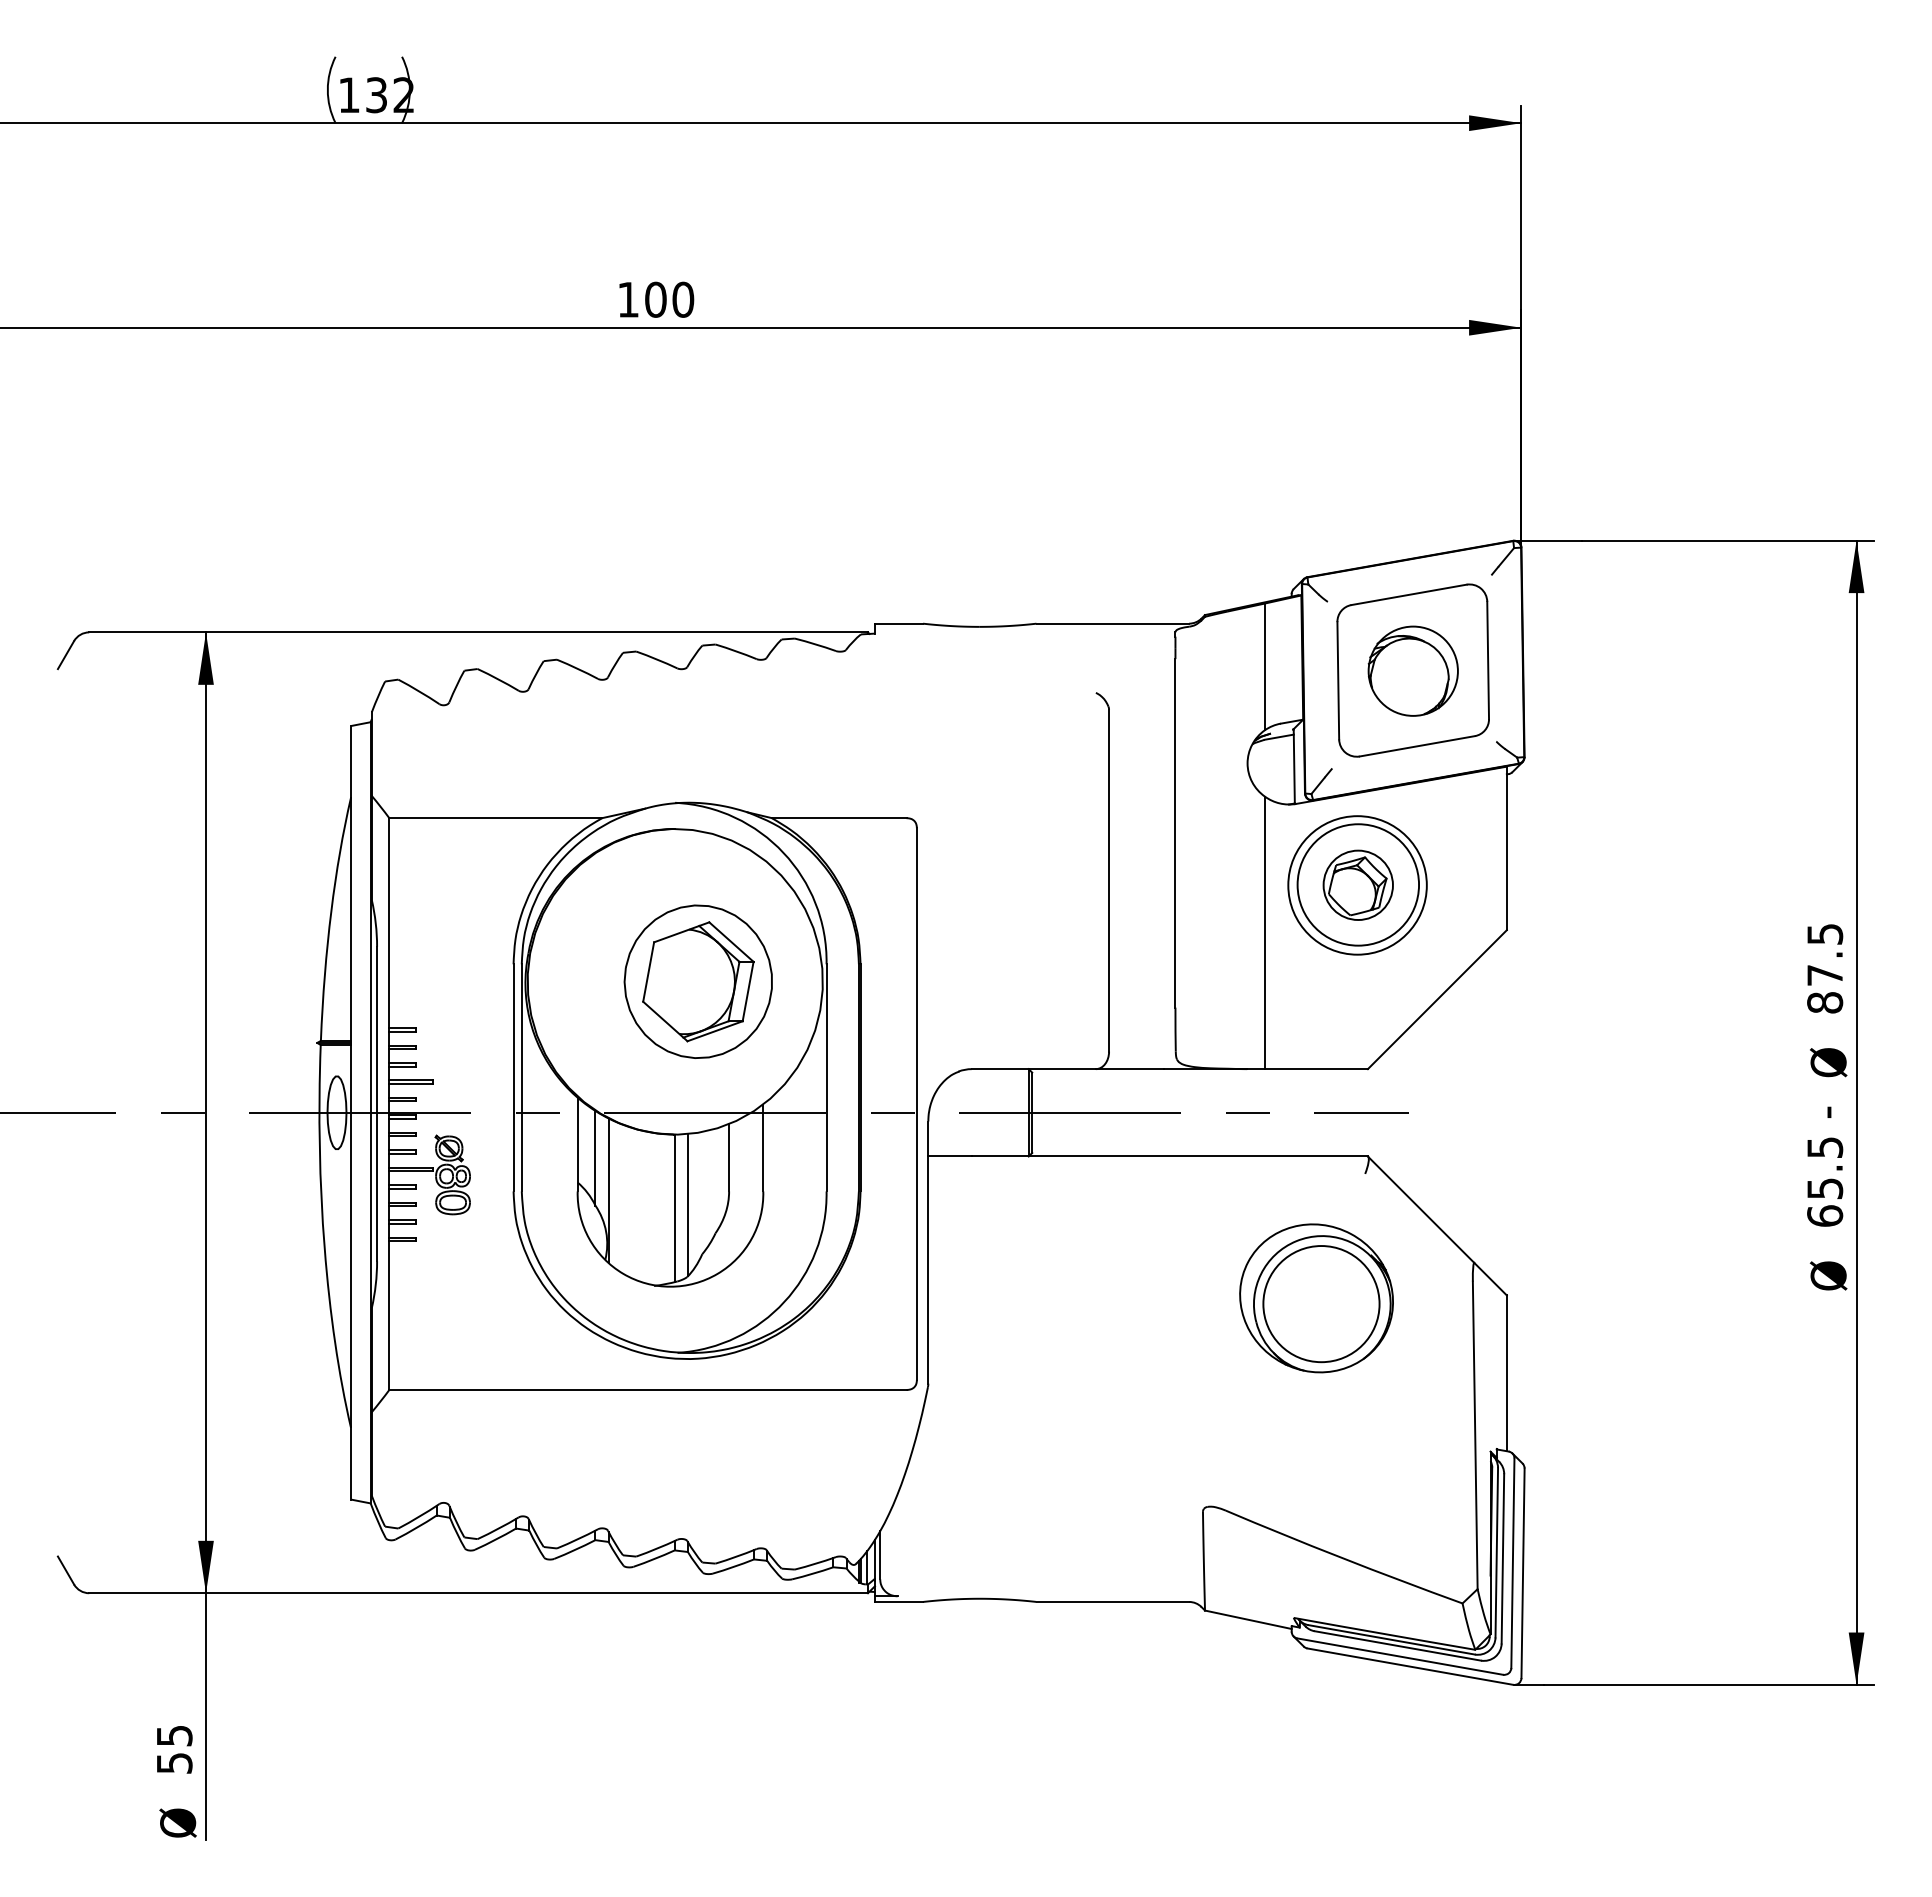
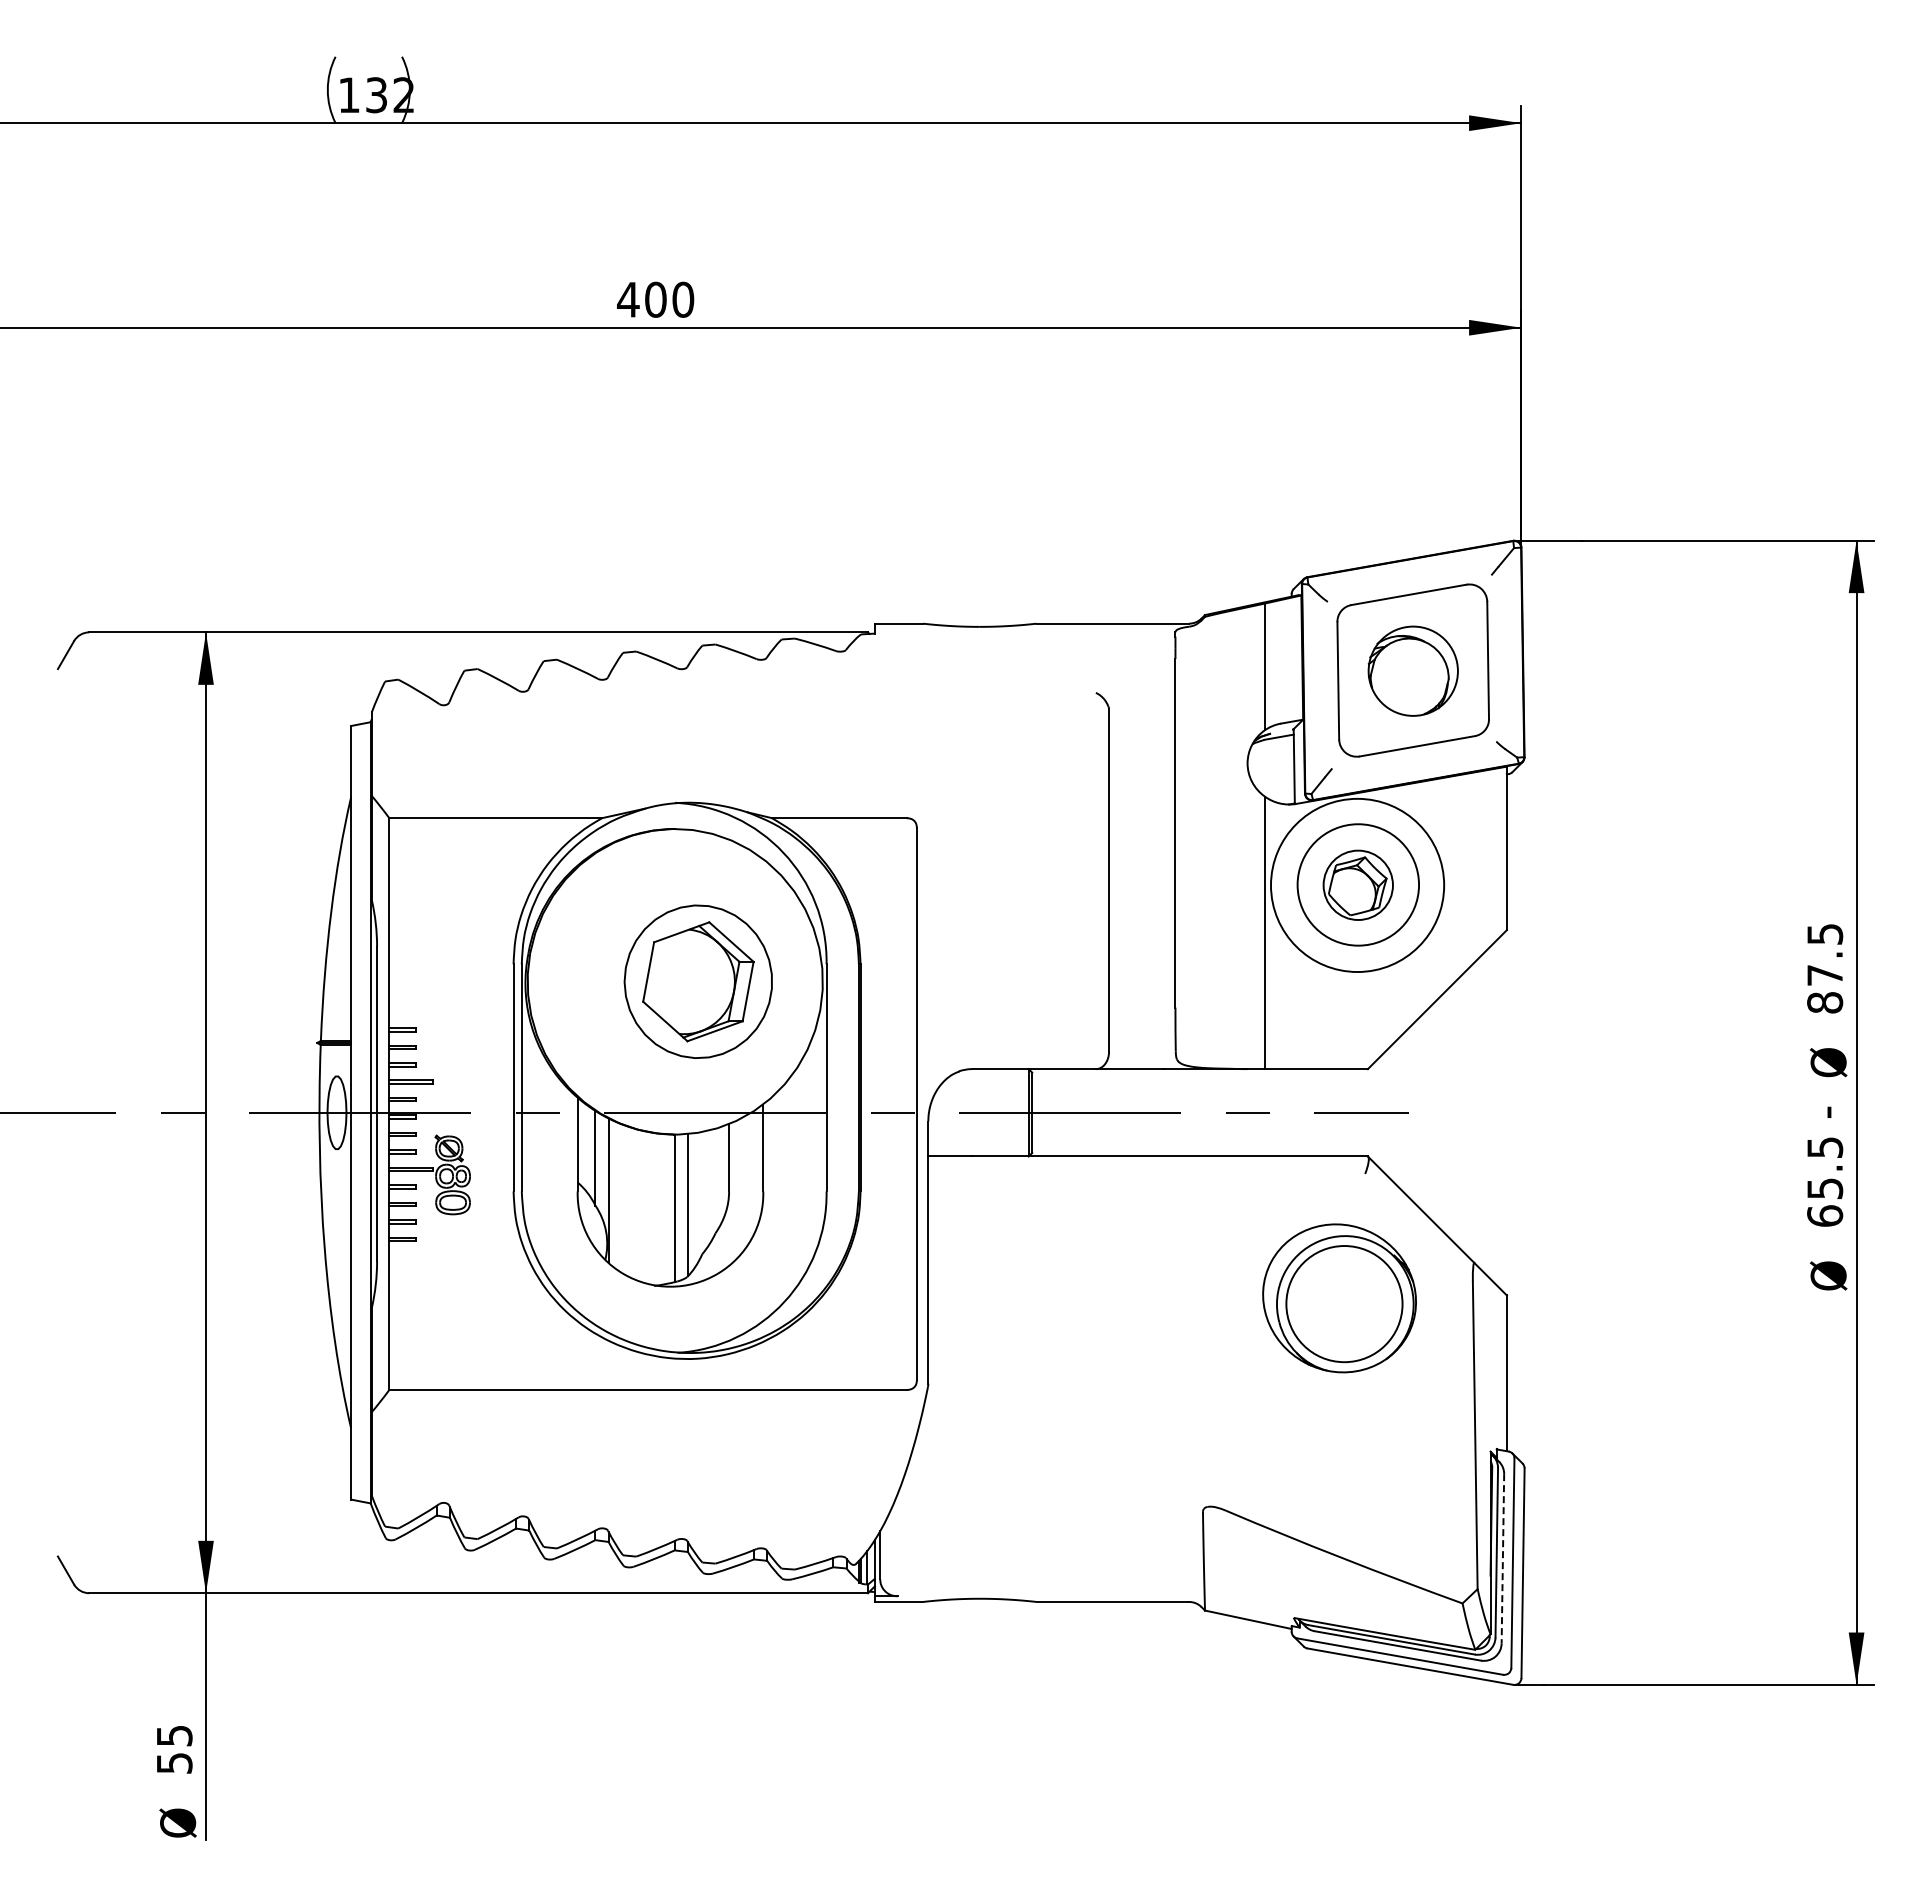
text: 100 -> 400 (628, 299)
circle diameter: 139 px -> 173 px (1357, 885)
part position: (1316, 1298) -> (1339, 1298) (1339, 1298)
line: solid -> dashed (1502, 1558)
